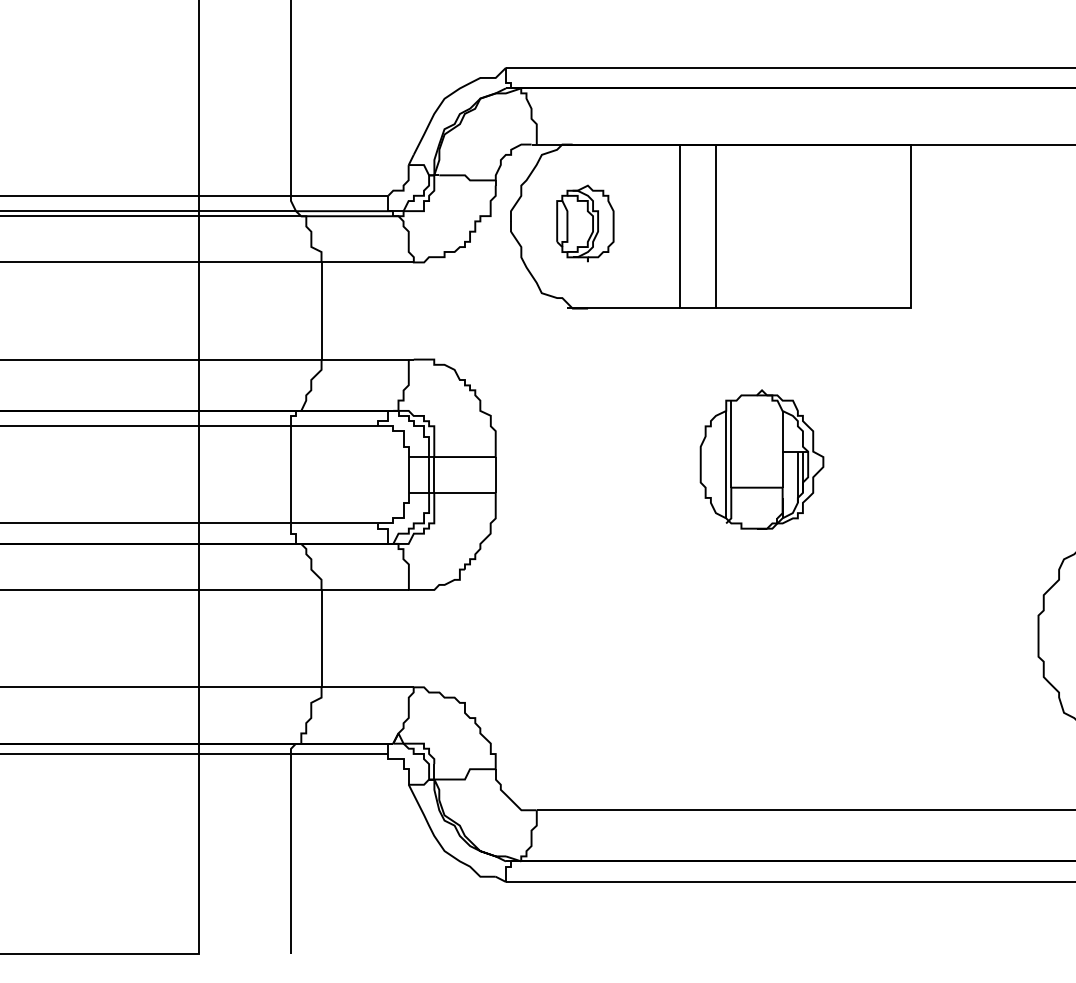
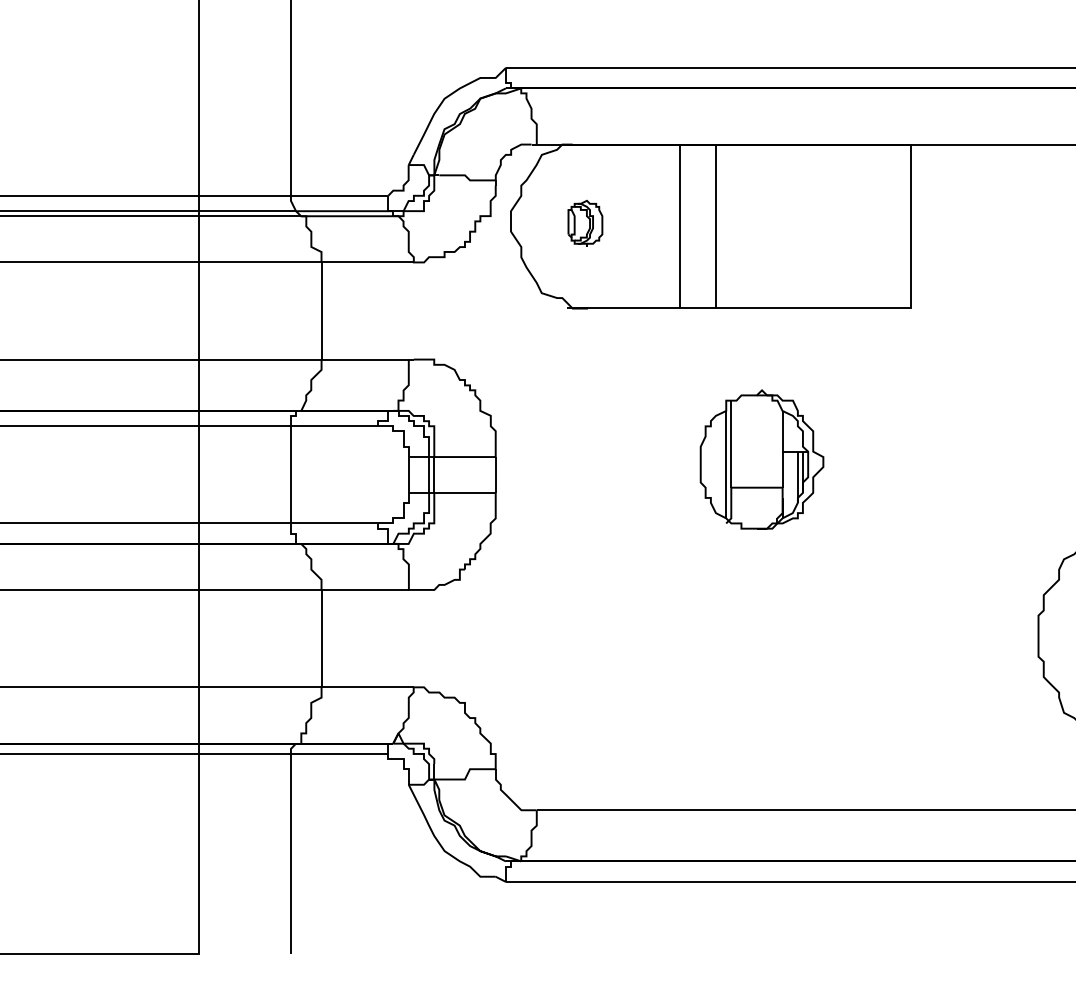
part size: 59x79 px -> 37x48 px (585, 222)
